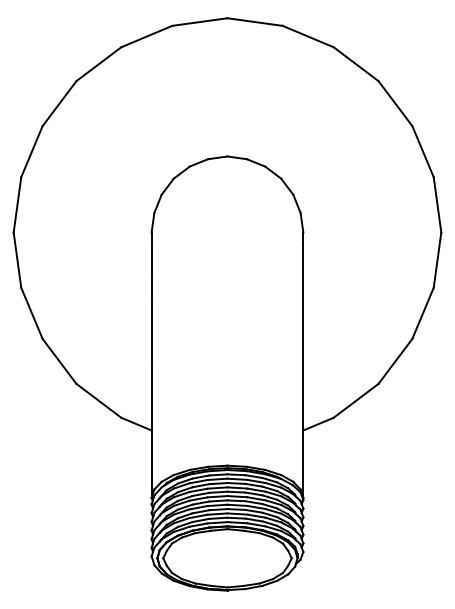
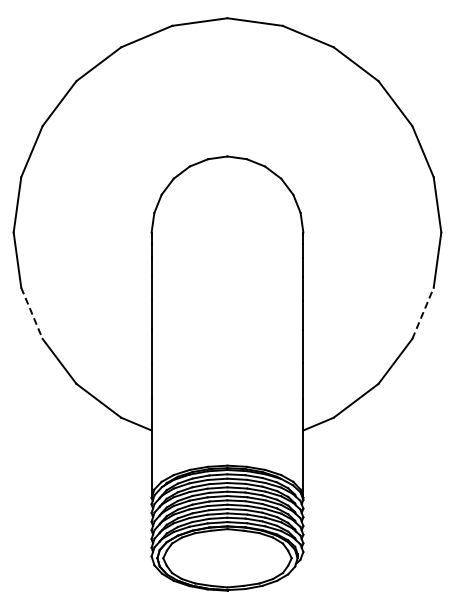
line: solid -> dashed (31, 313)
line: solid -> dashed (423, 313)
